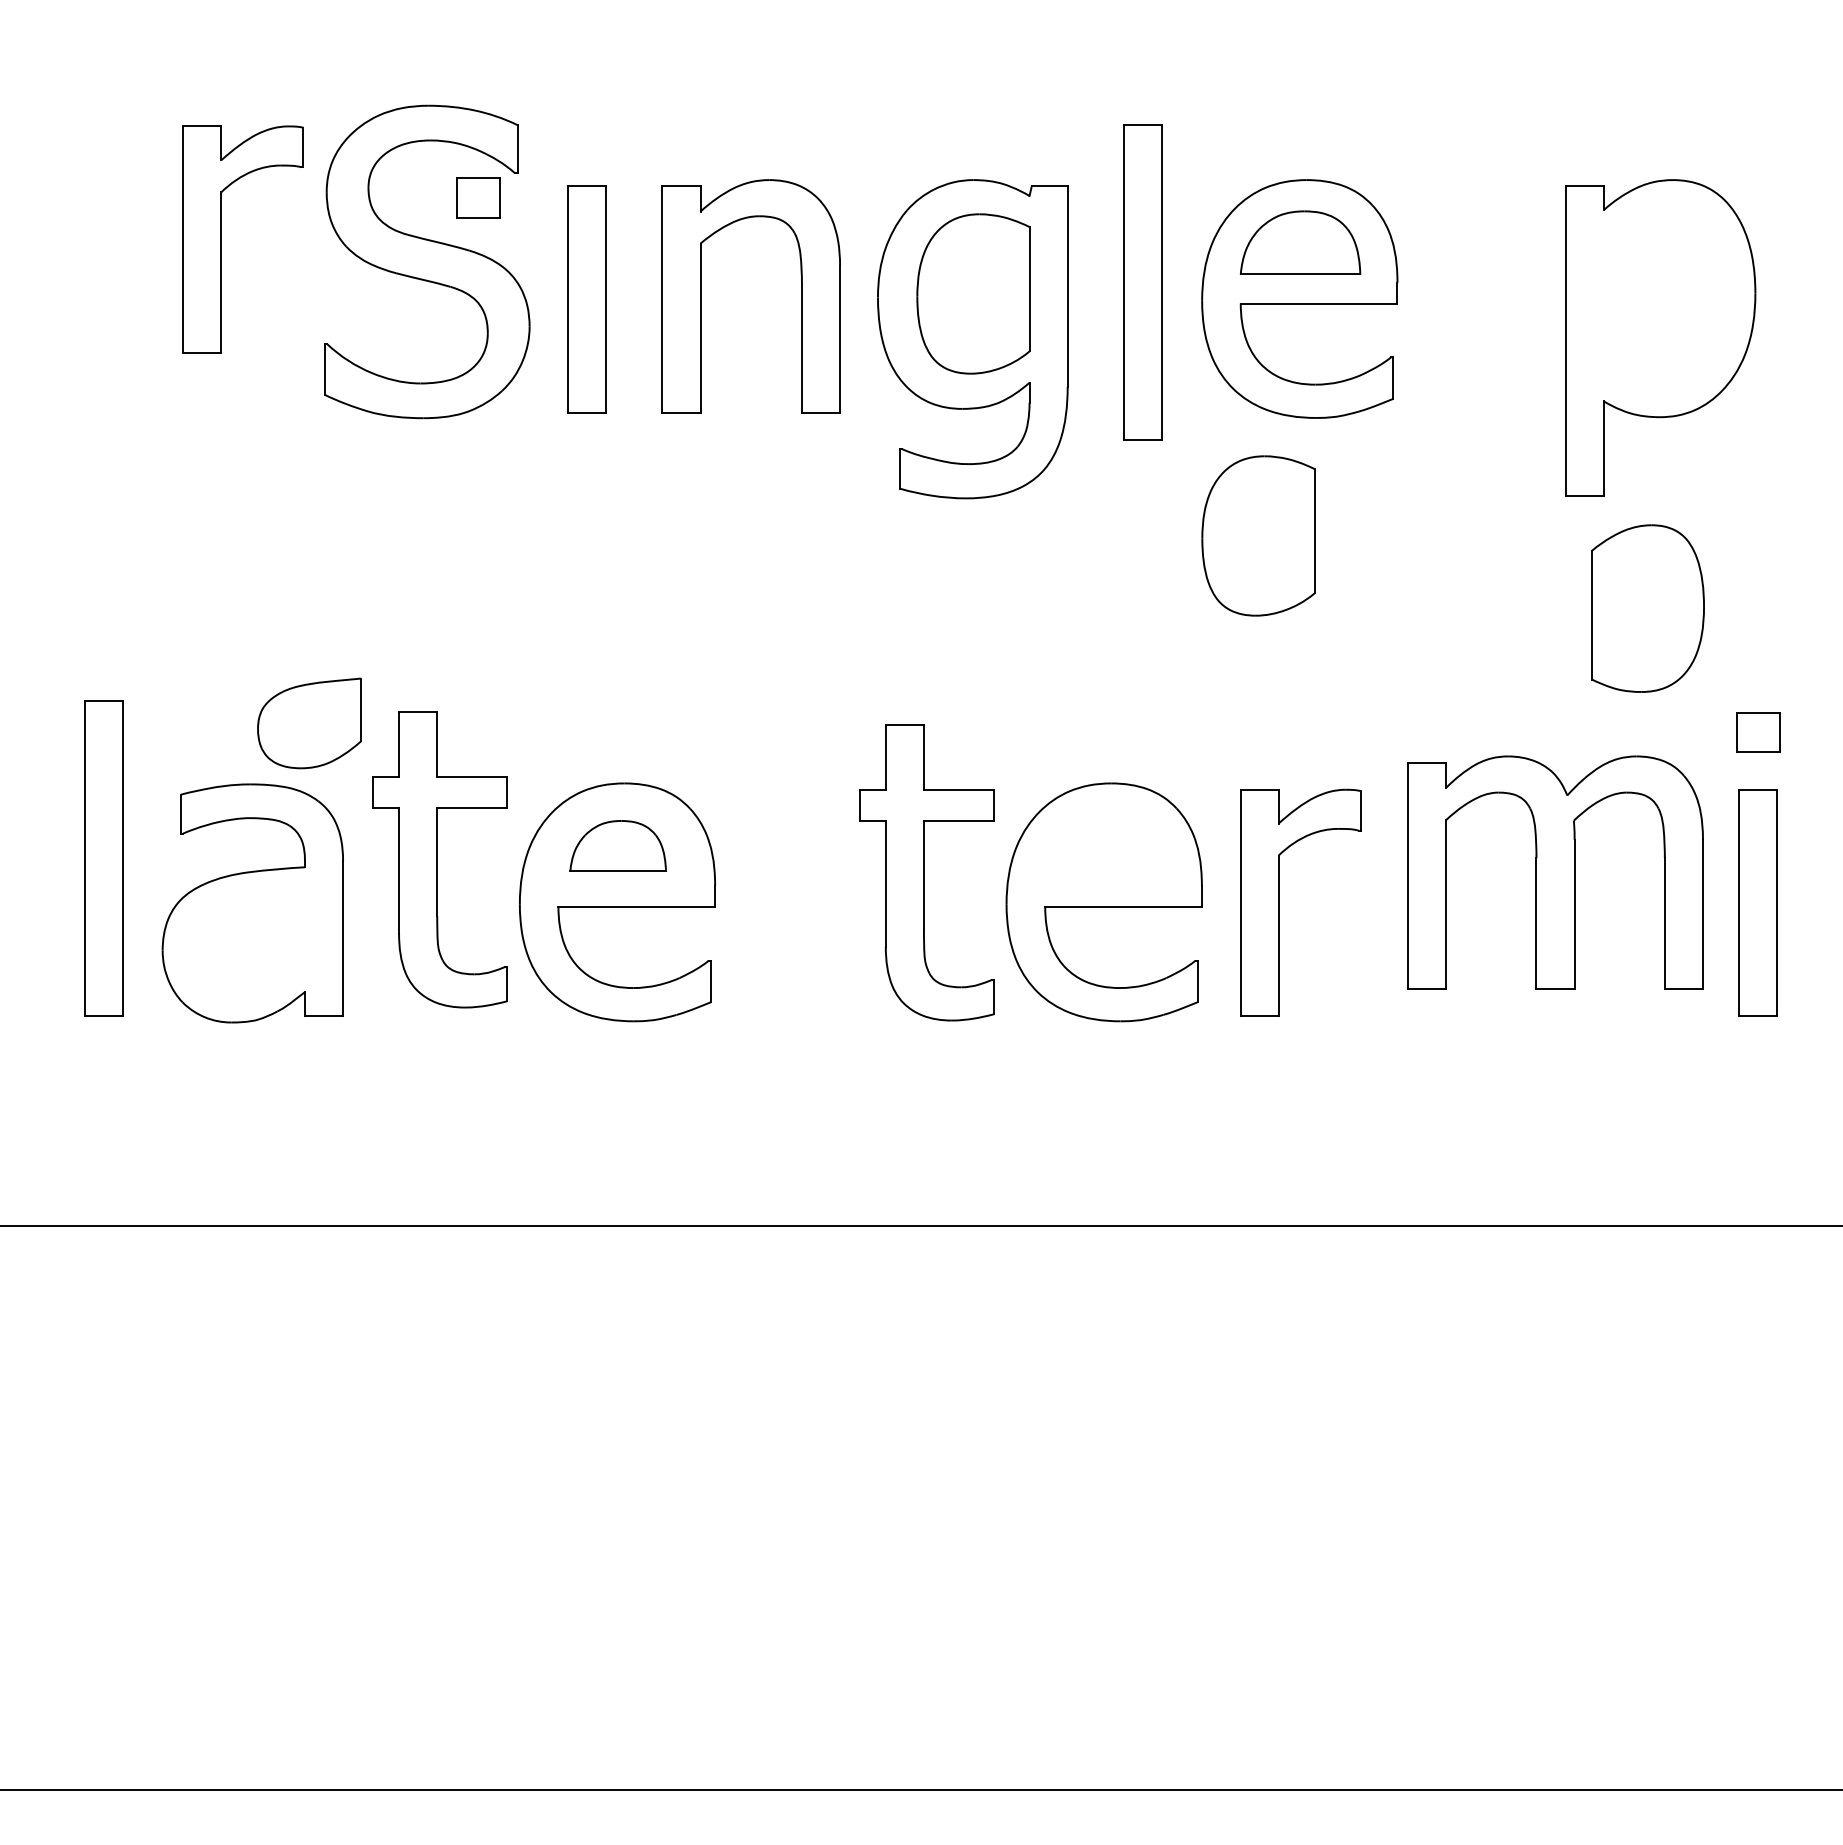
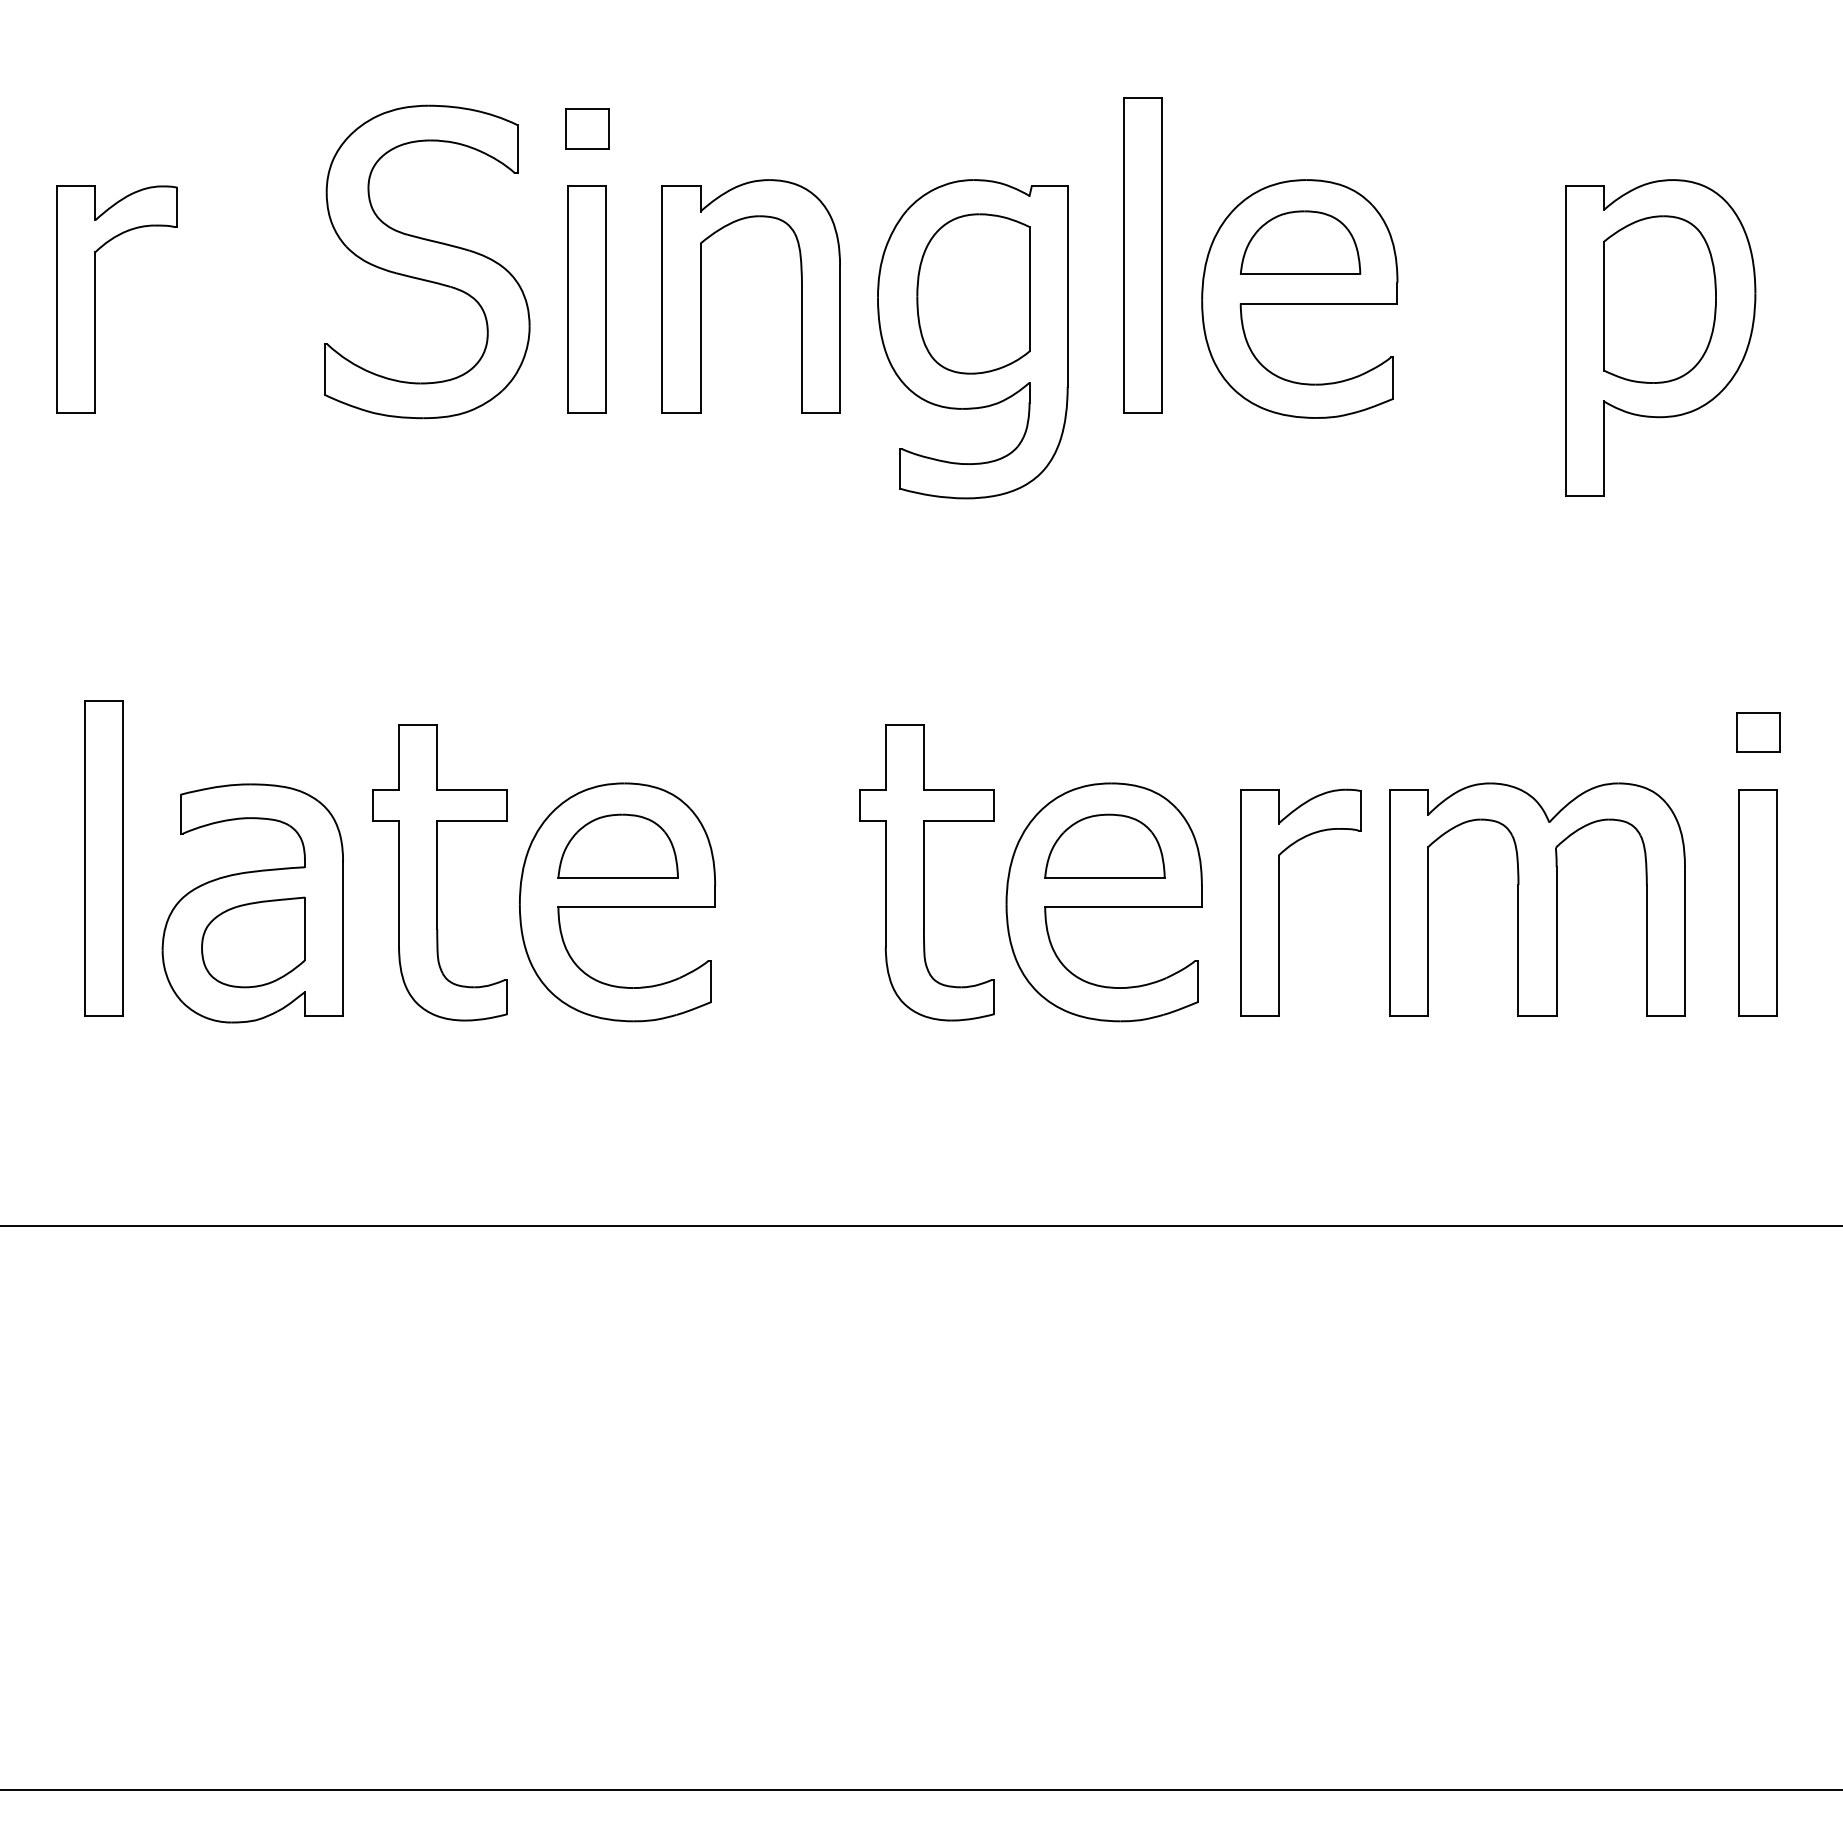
part position: (478, 197) -> (587, 128) (587, 128)
part position: (221, 239) -> (95, 299) (95, 299)
part position: (1142, 282) -> (1142, 255) (1142, 255)
part: present -> none (1258, 535)
part position: (1647, 608) -> (1659, 299) (1659, 299)
part position: (309, 723) -> (253, 942) (253, 942)
part size: 98x52 px -> 122x66 px (617, 845)
part: none -> present (1104, 845)
part position: (439, 859) -> (439, 872) (439, 872)
part position: (1555, 872) -> (1537, 899) (1537, 899)
